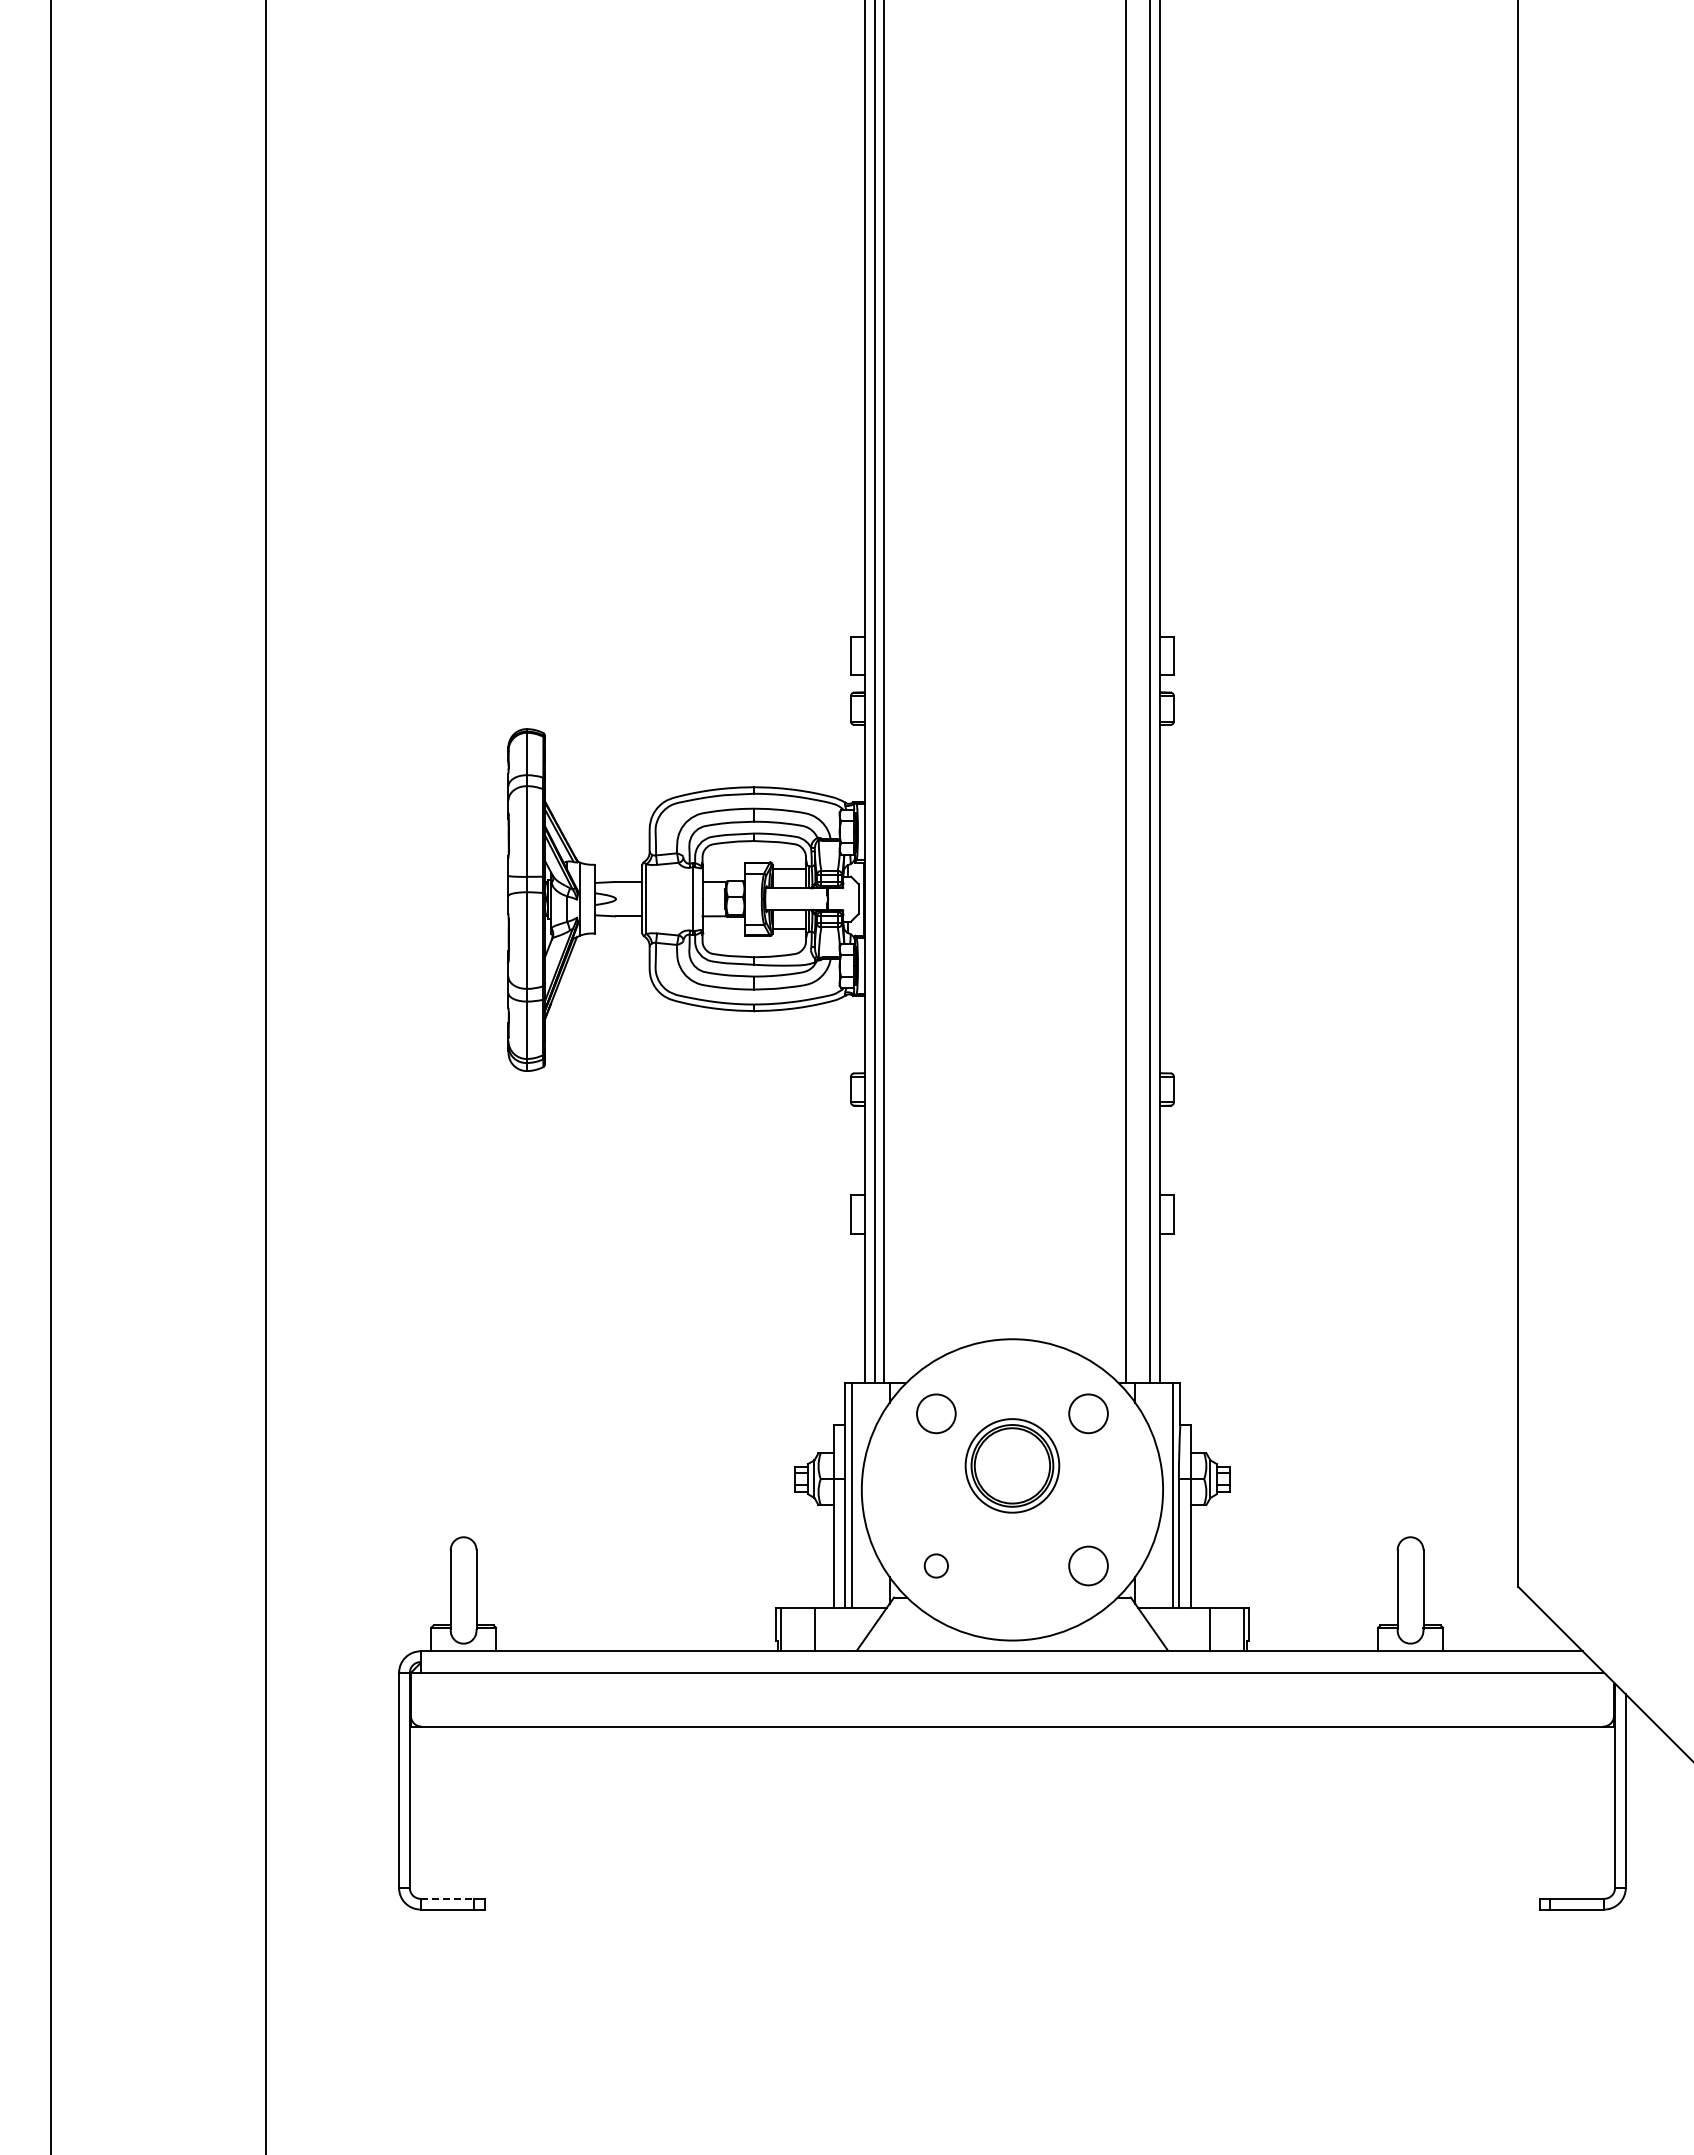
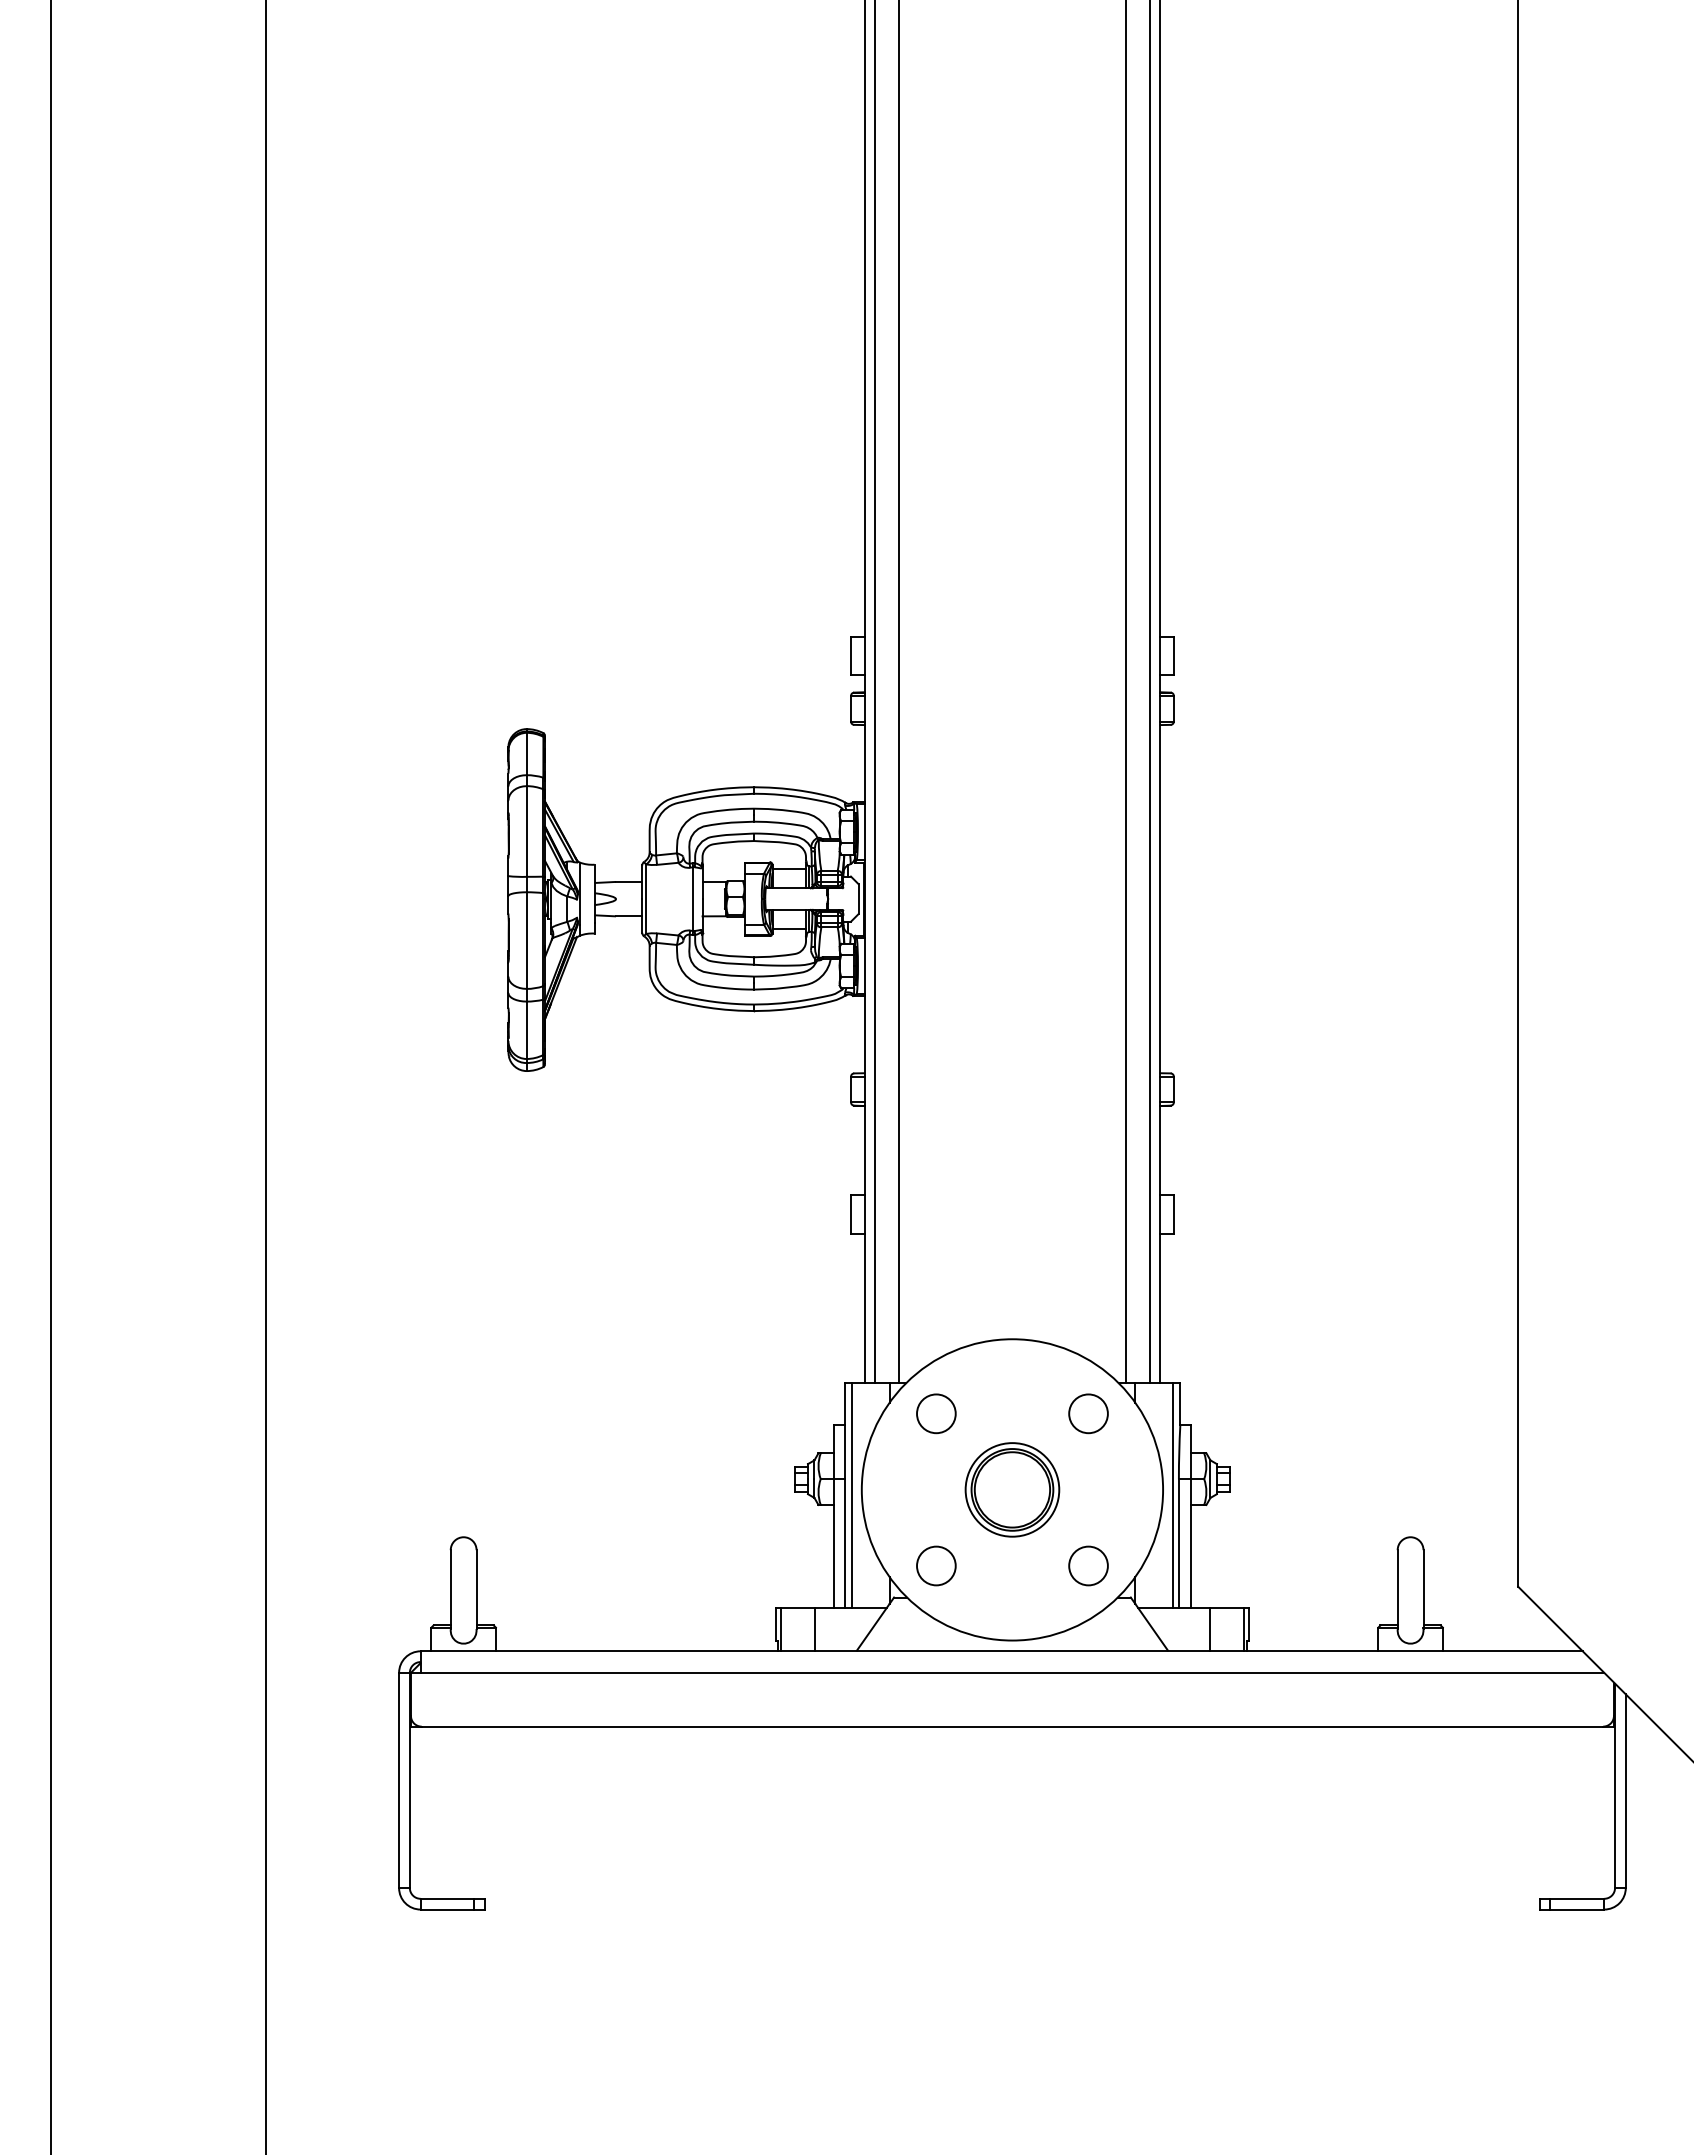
line position: (883, 692) -> (898, 692) (898, 692)
part position: (1012, 1465) -> (1012, 1489) (1012, 1489)
circle diameter: 23 px -> 39 px (936, 1565)
line: dashed -> solid (447, 1898)
